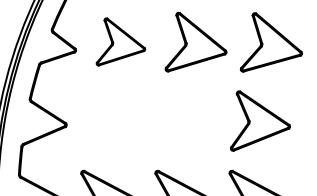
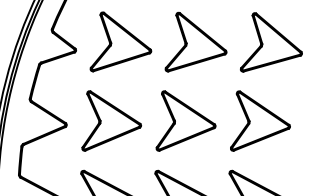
part size: 52x50 px -> 64x62 px (120, 41)
part: none -> present (111, 120)
part: none -> present (185, 120)
